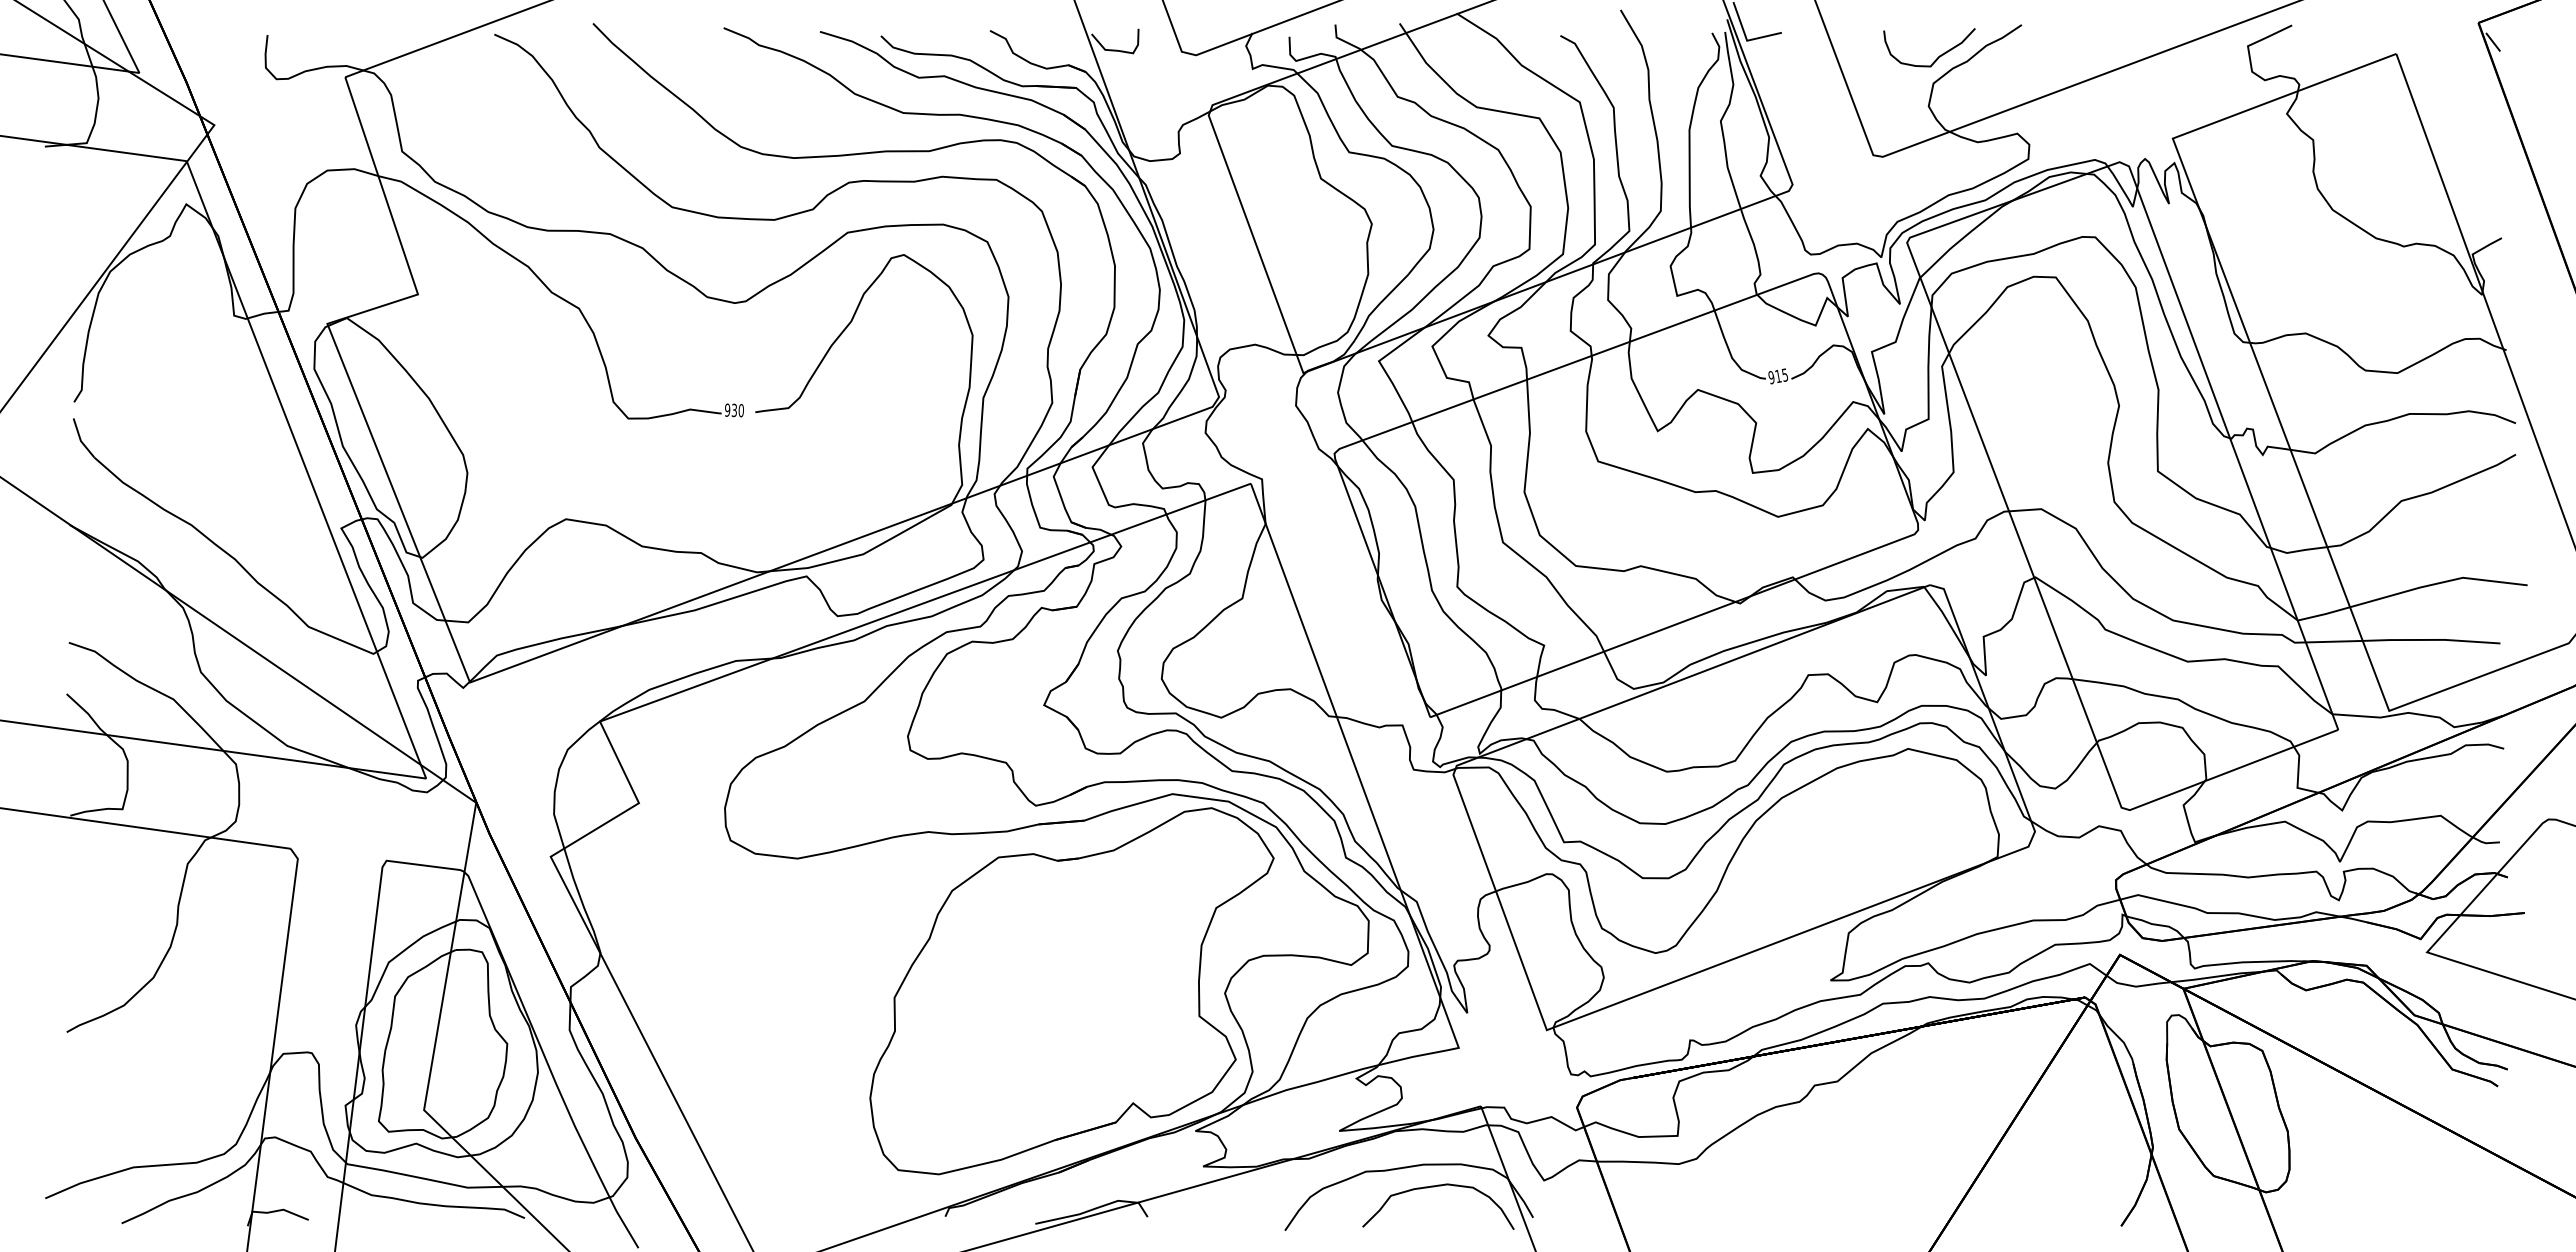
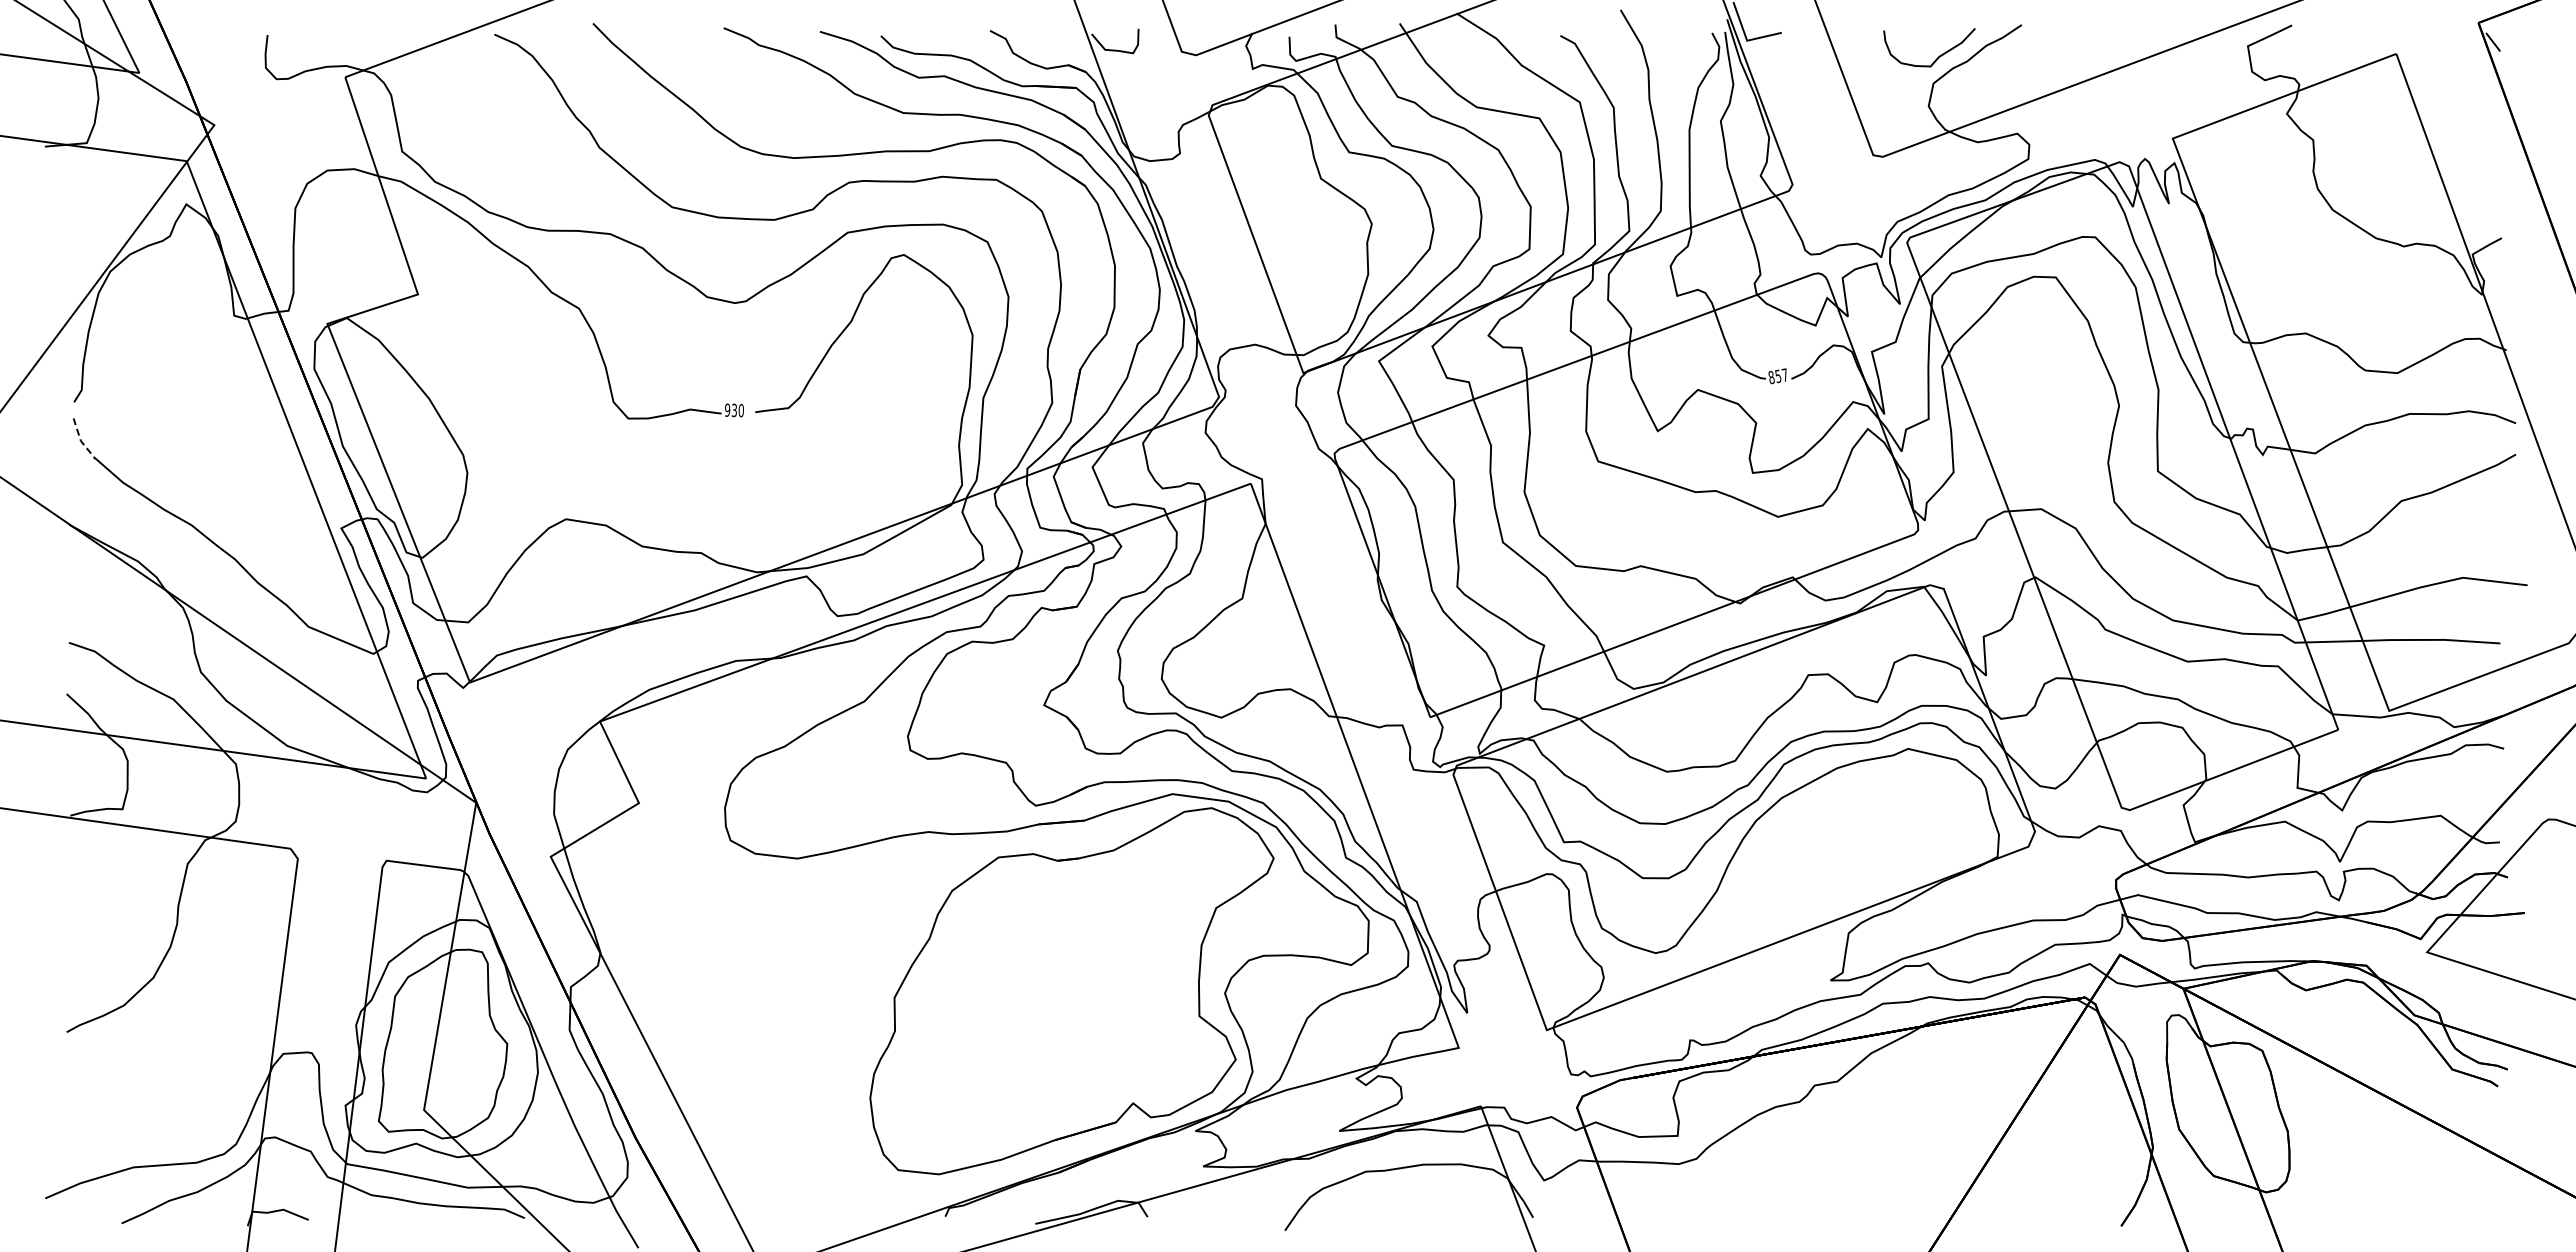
text: 915 -> 857 (1778, 376)
line: solid -> dashed (80, 441)
curve: present -> none (1434, 1187)
